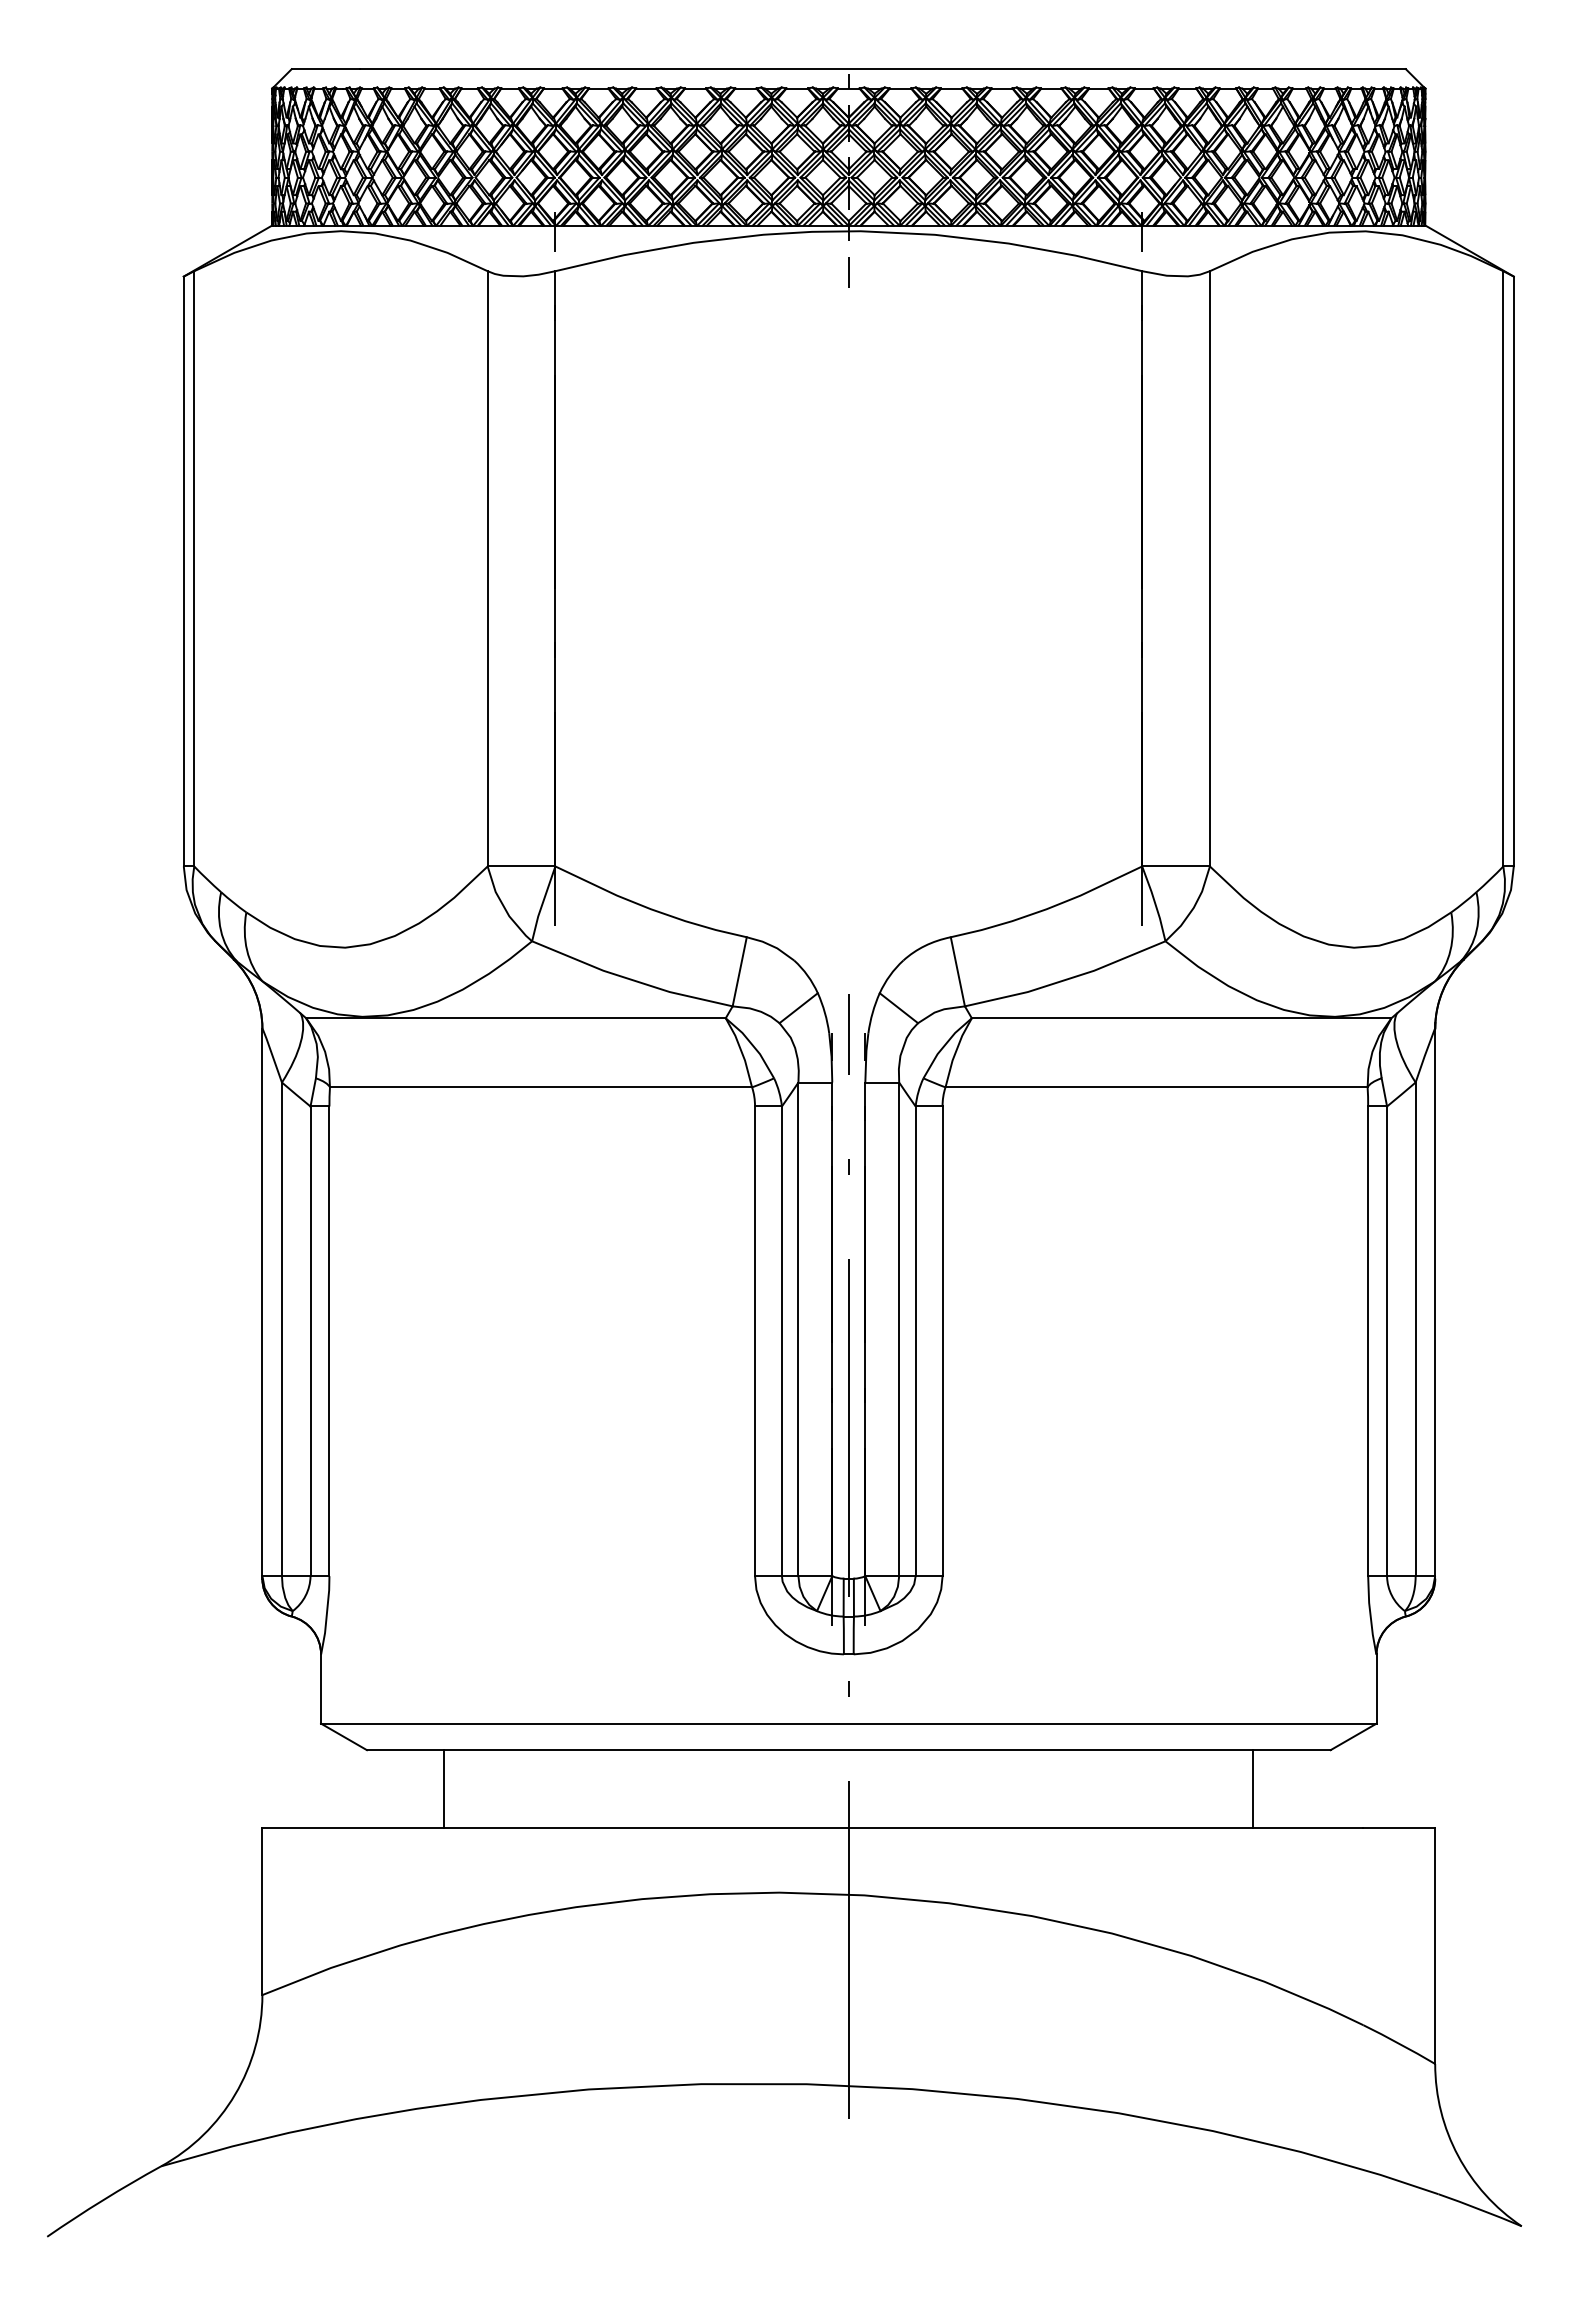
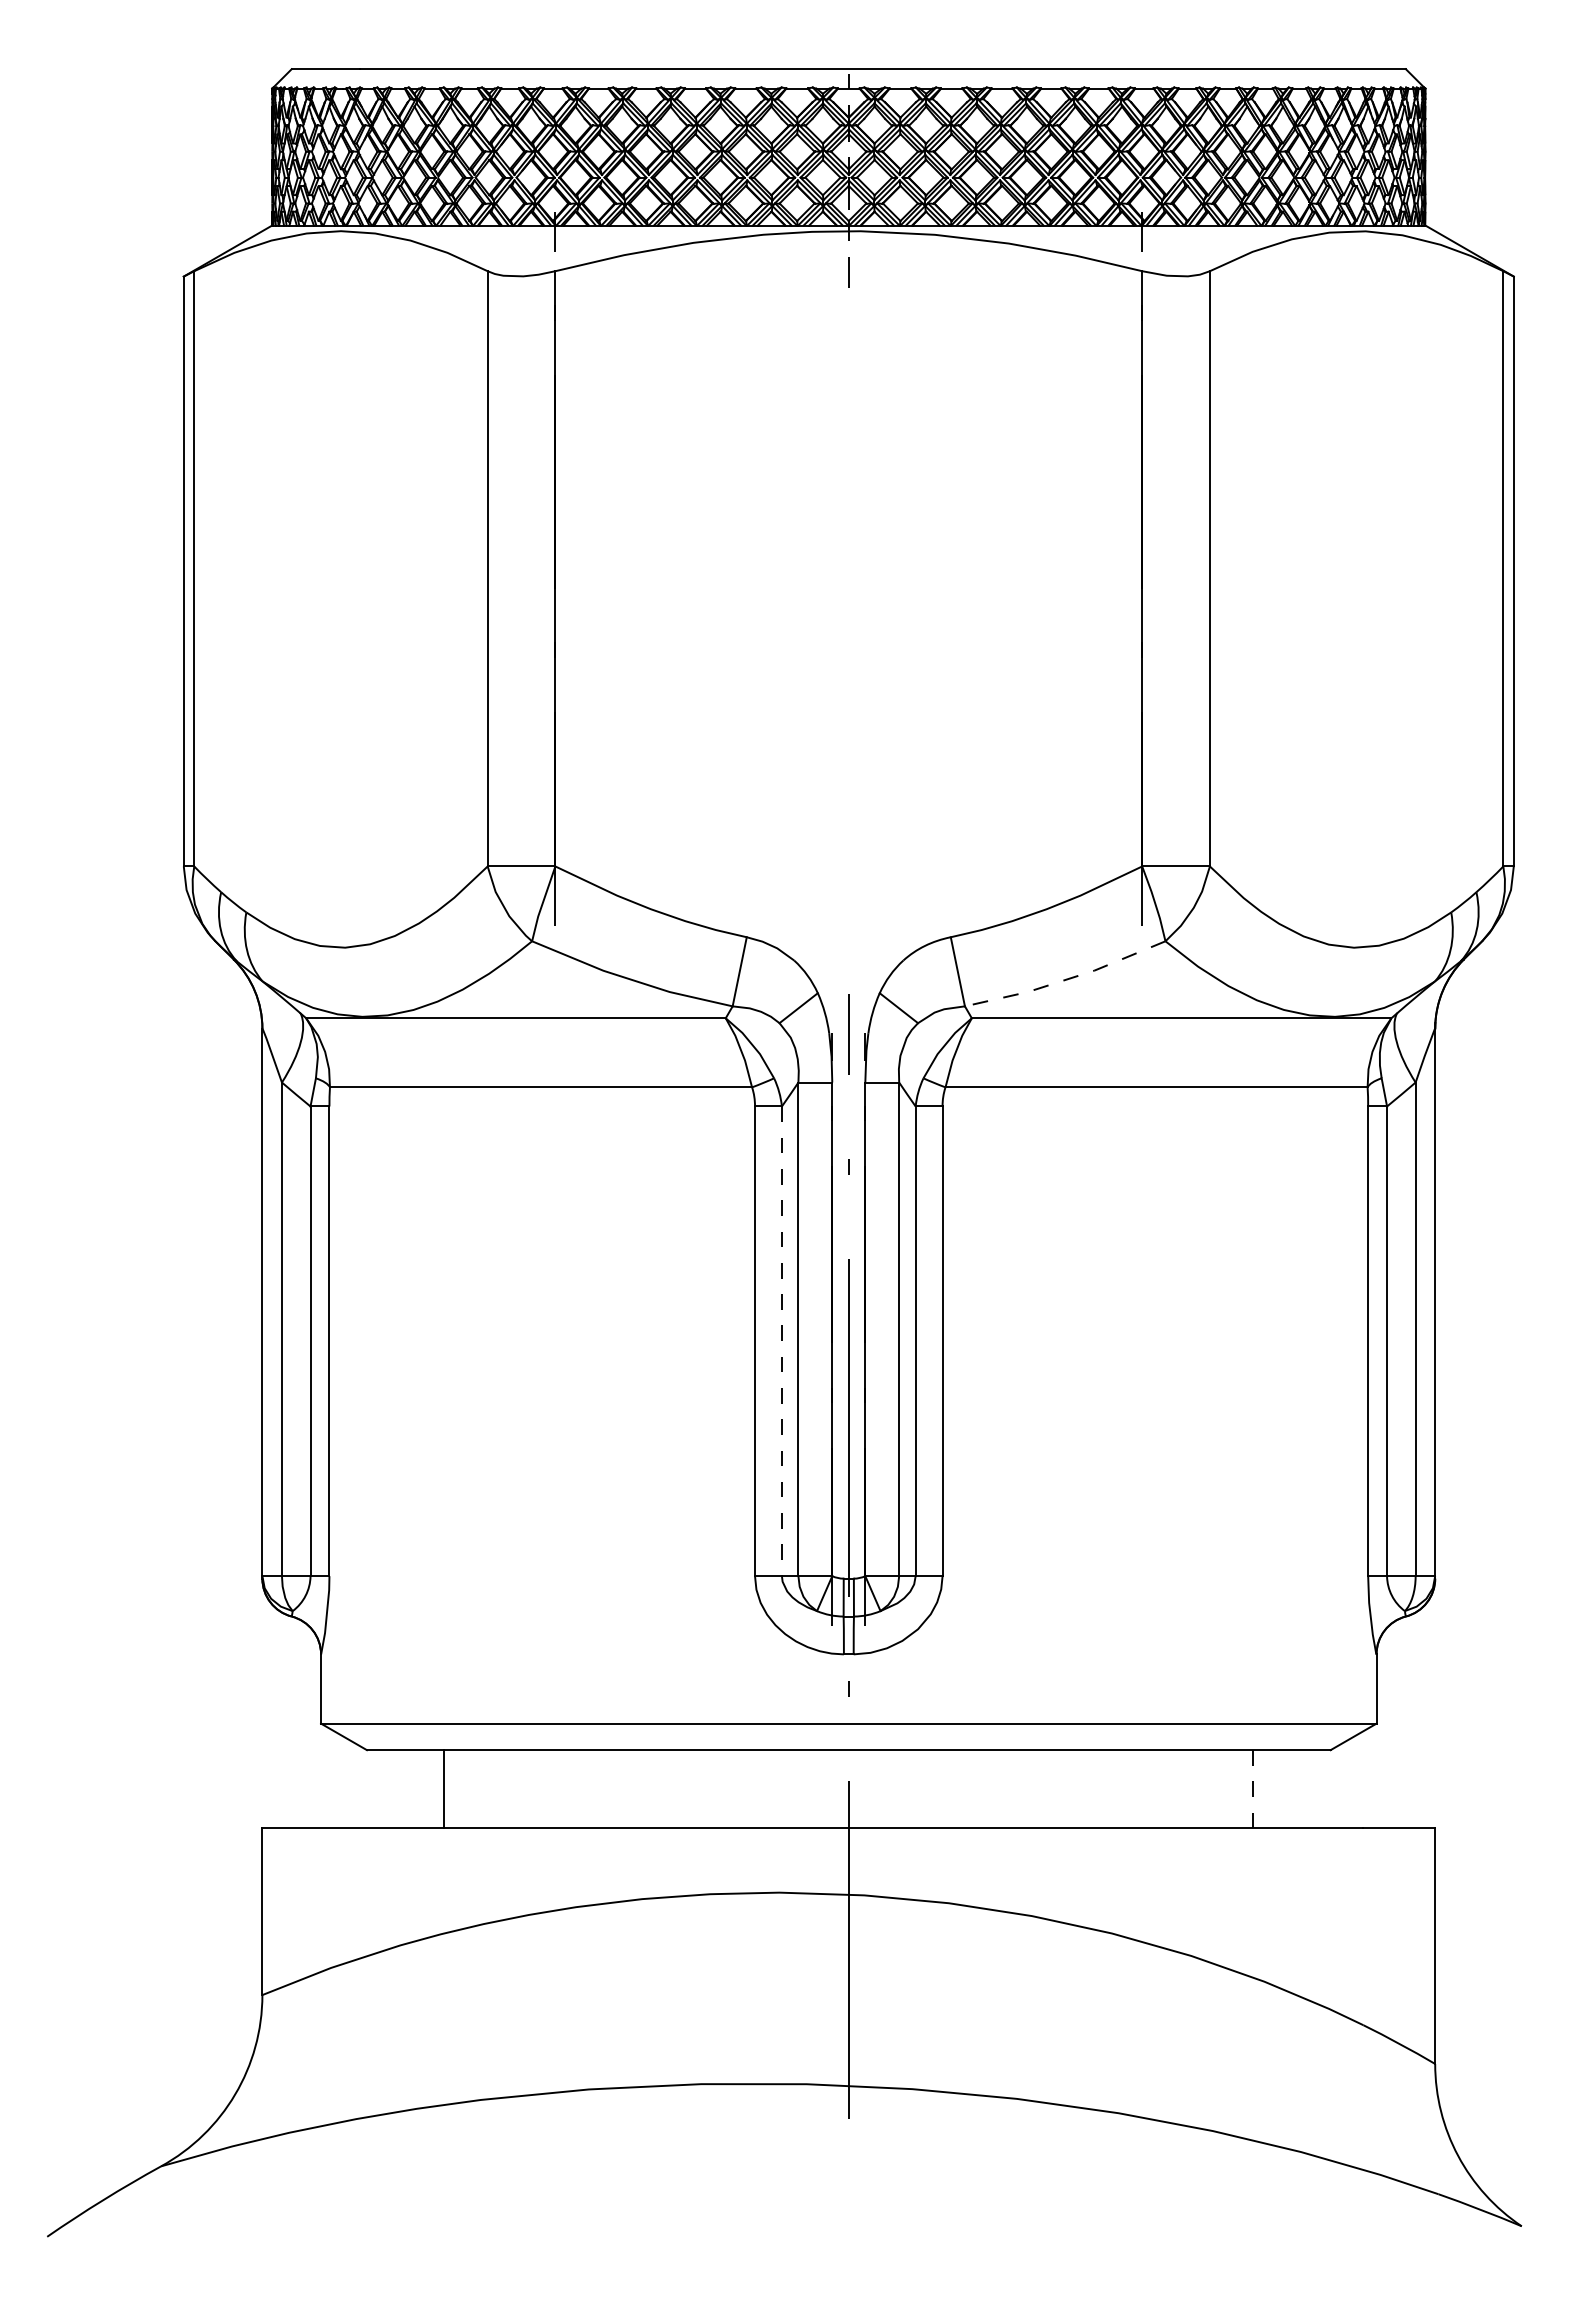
line: solid -> dashed (1066, 979)
line: solid -> dashed (781, 1341)
line: solid -> dashed (1253, 1788)
